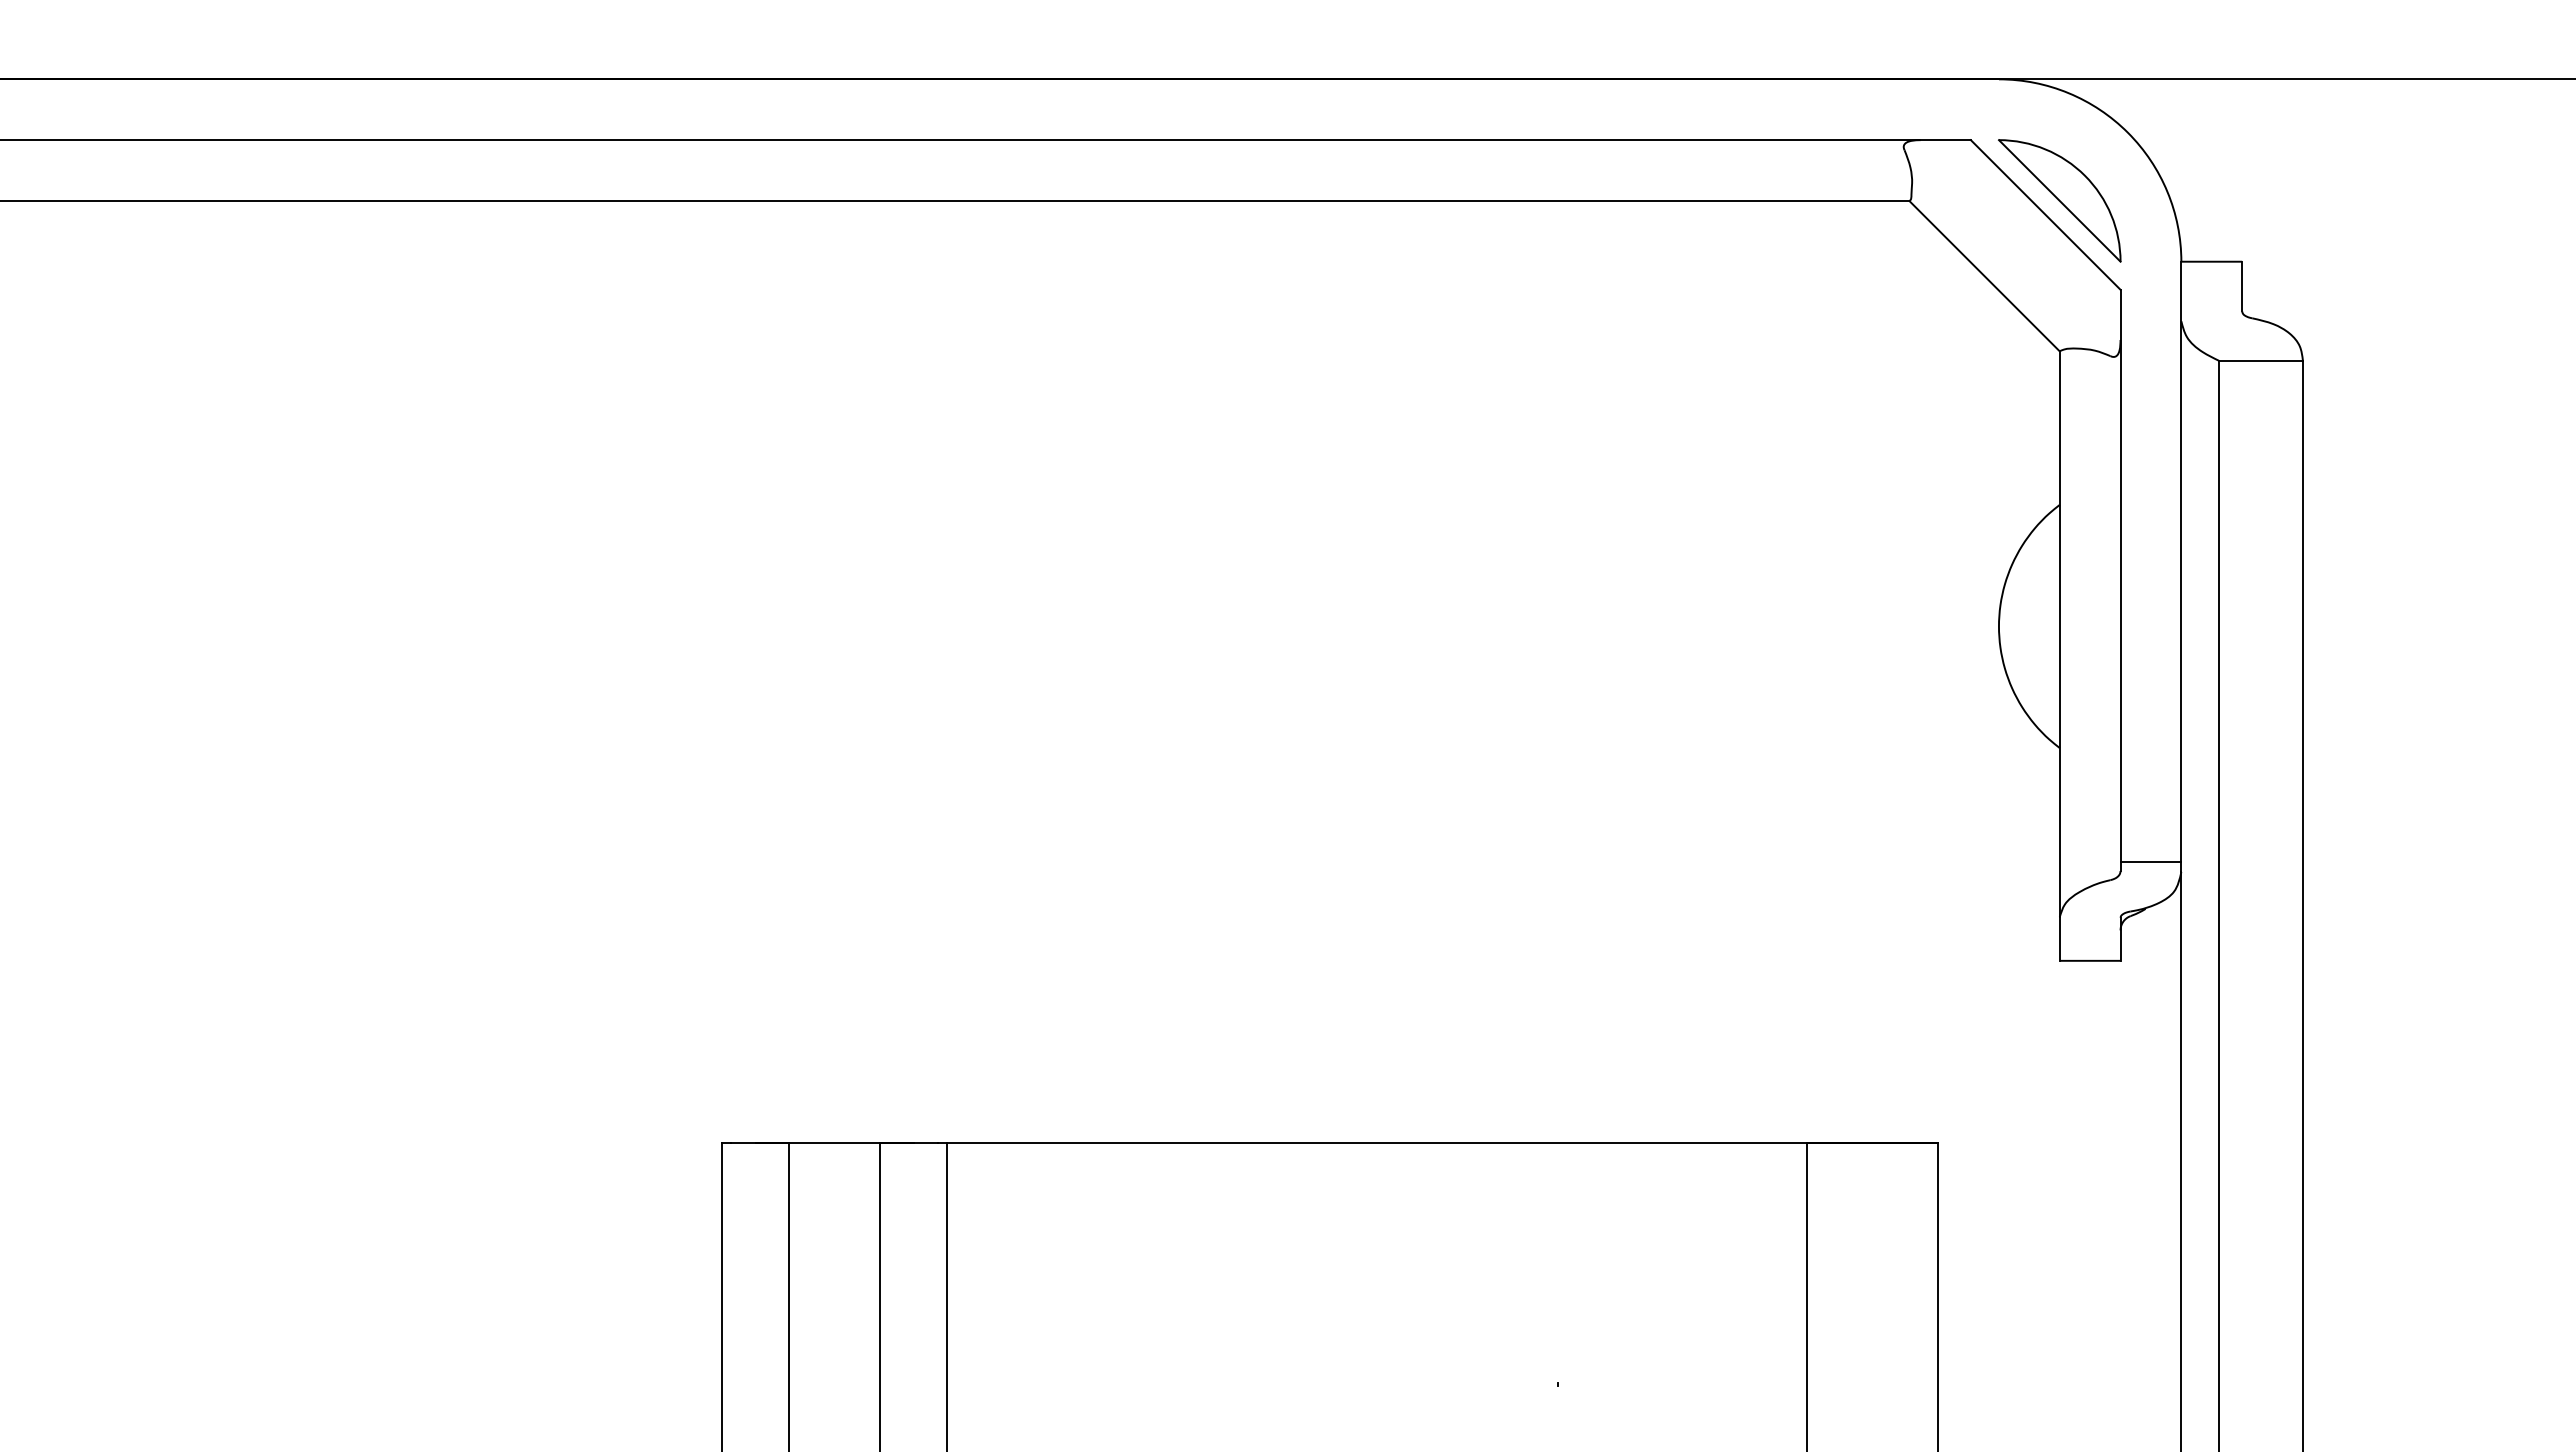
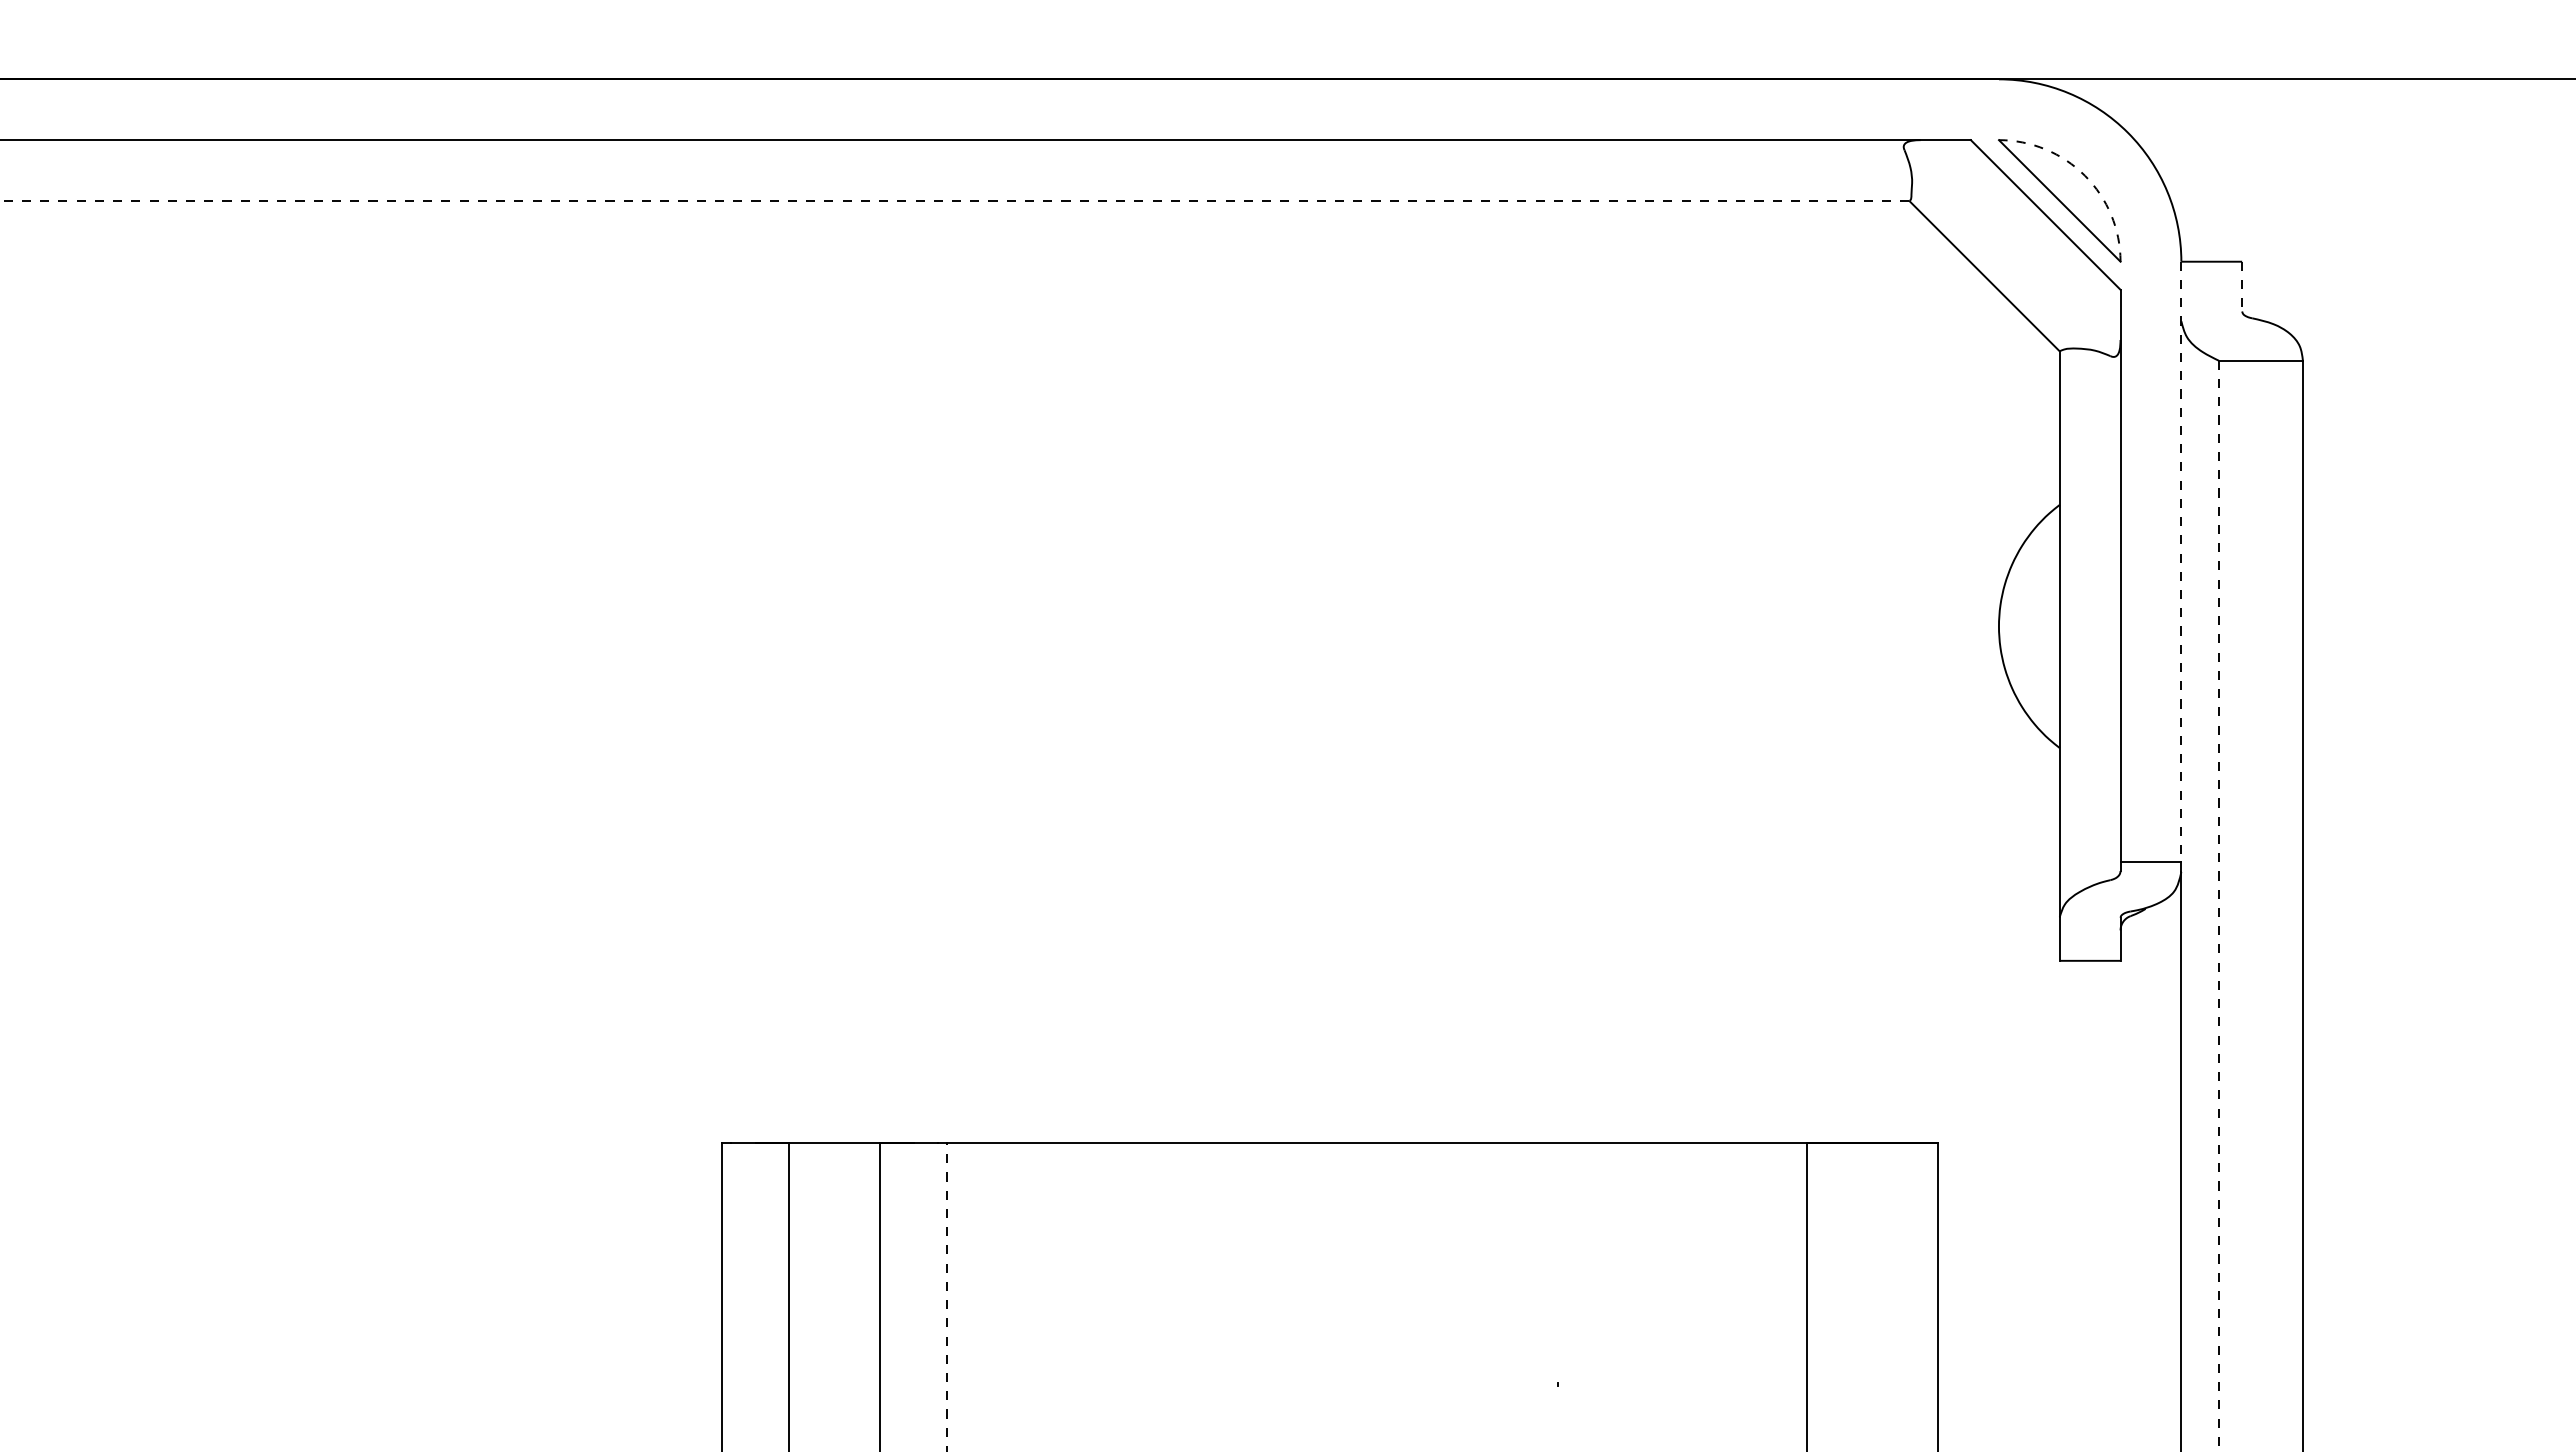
arc: solid -> dashed (2084, 175)
line: solid -> dashed (954, 200)
line: solid -> dashed (2242, 286)
line: solid -> dashed (2181, 562)
line: solid -> dashed (2218, 906)
line: solid -> dashed (947, 1297)
